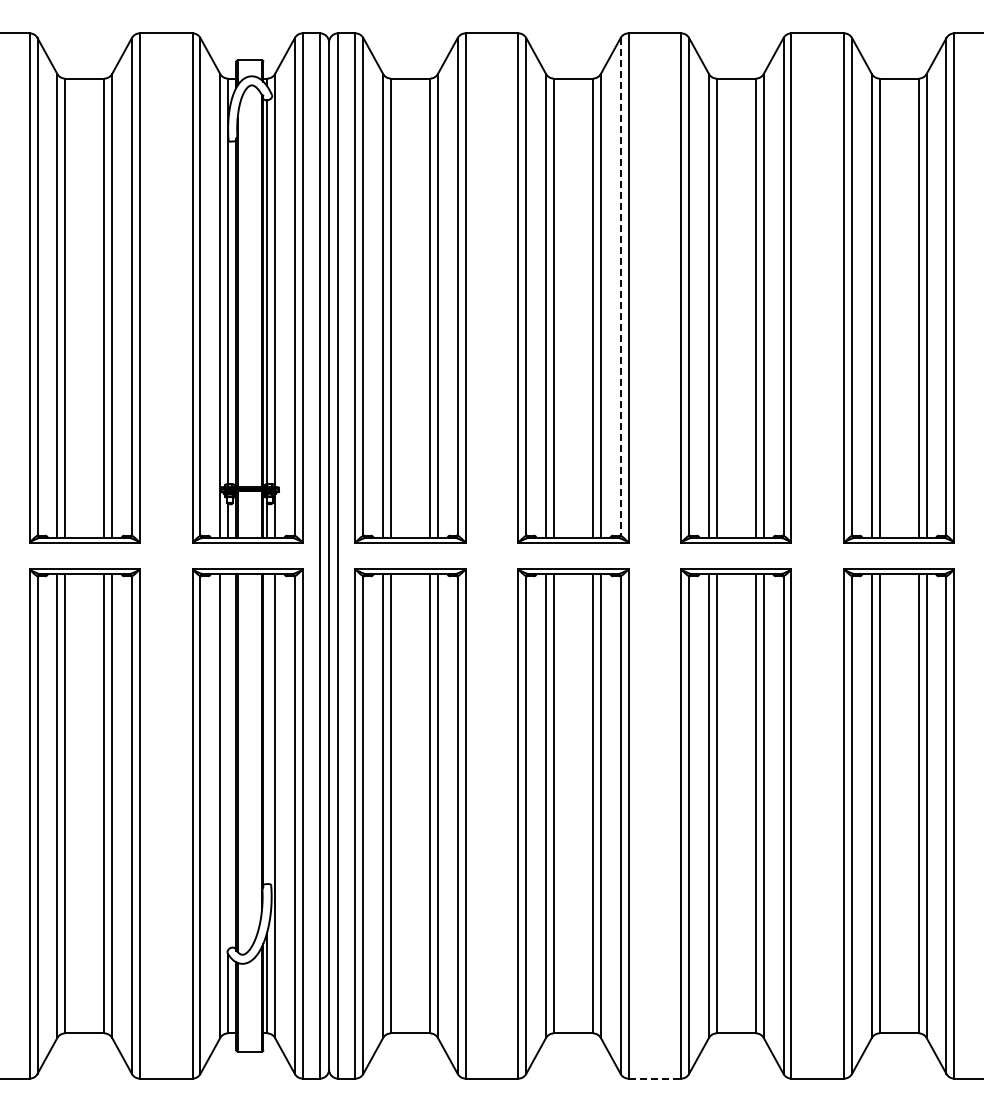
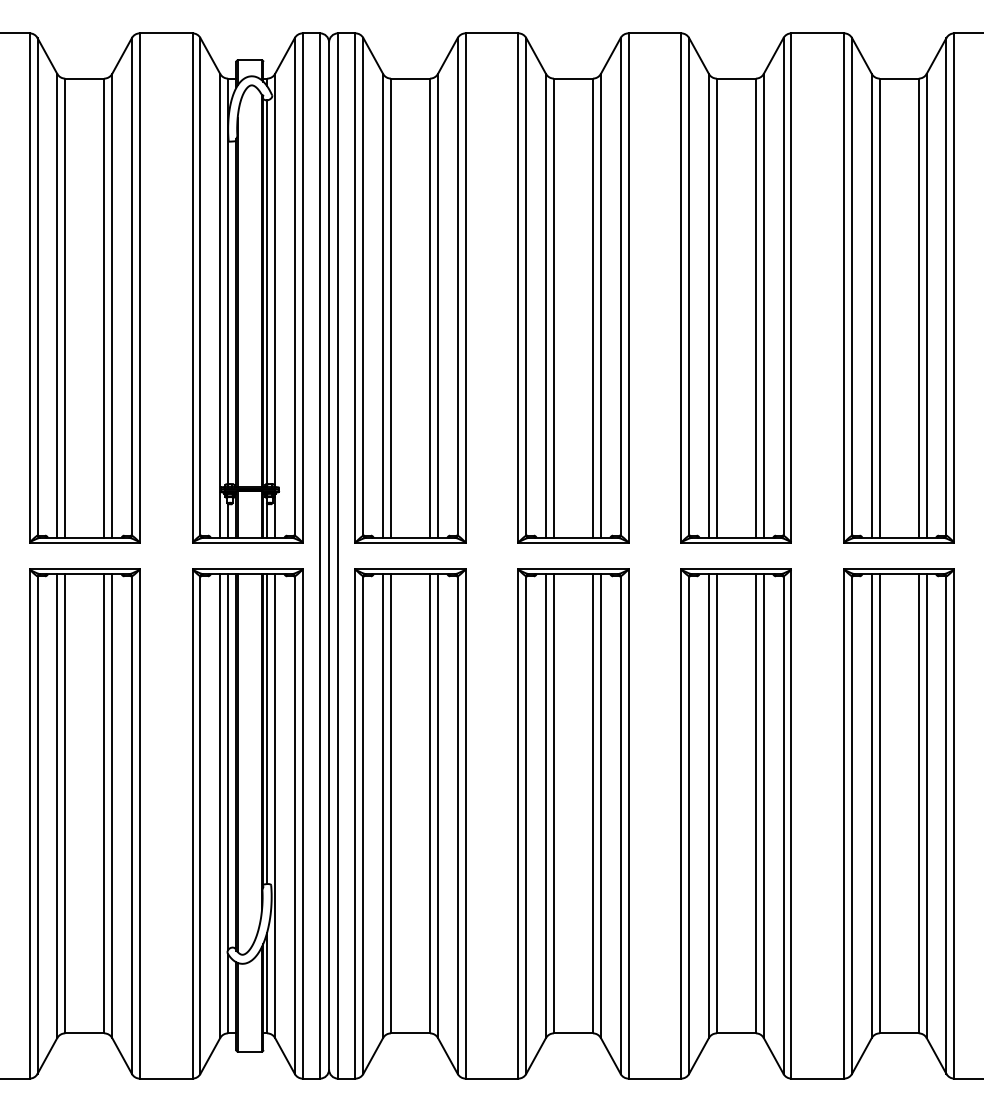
line: dashed -> solid (620, 286)
line: none -> present (267, 729)
line: none -> present (228, 762)
line: dashed -> solid (655, 1078)
